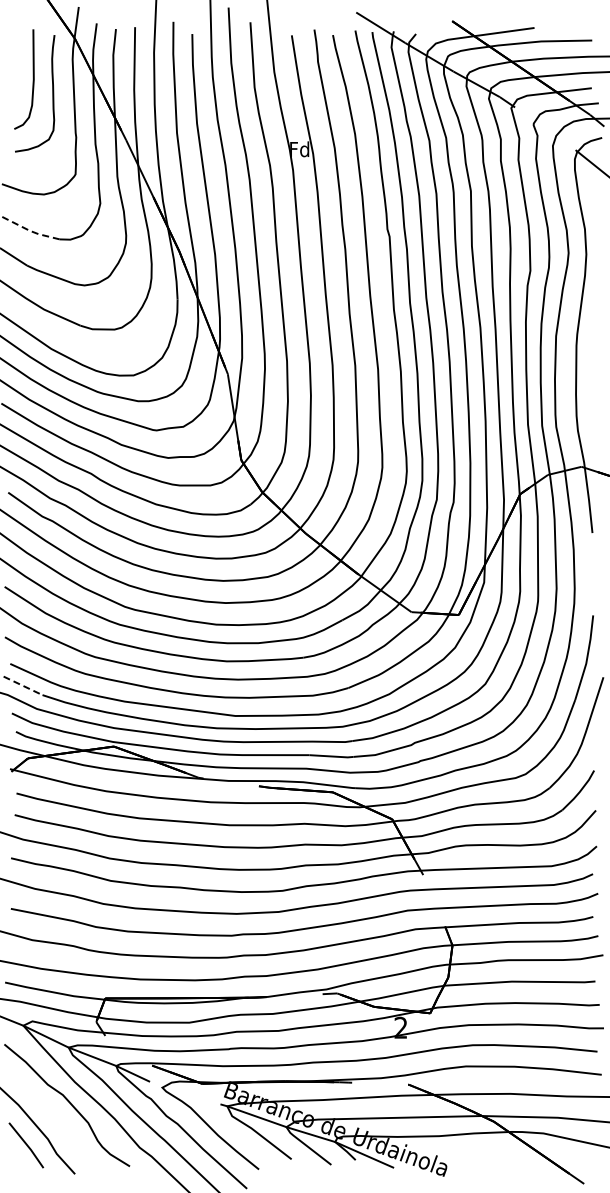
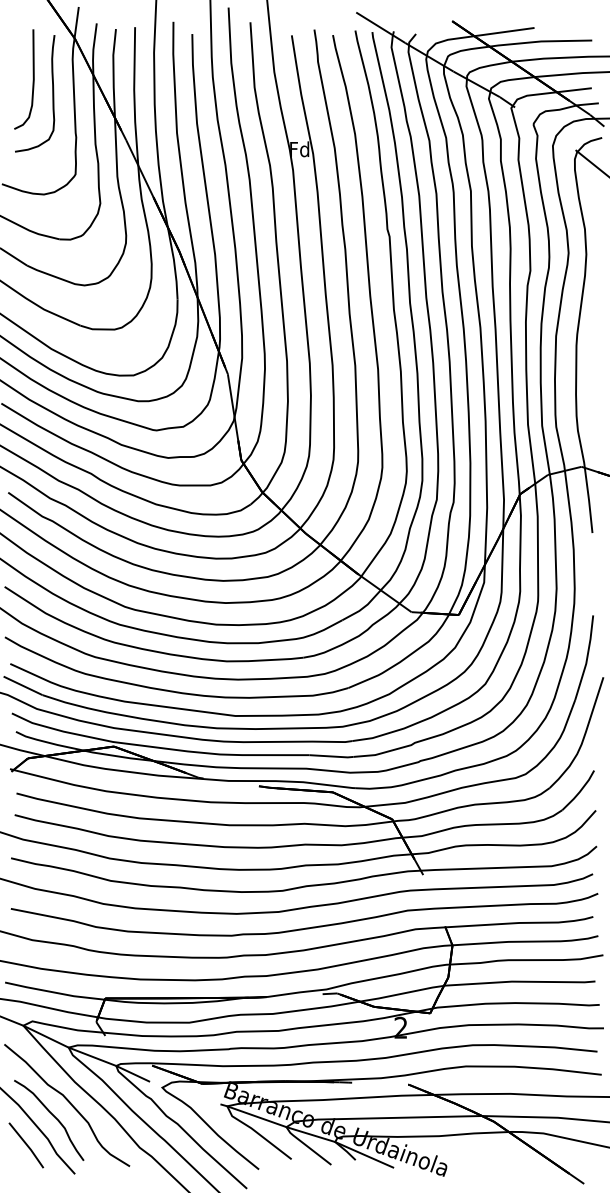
line: dashed -> solid (29, 230)
line: dashed -> solid (23, 685)
curve: none -> present (52, 1115)
